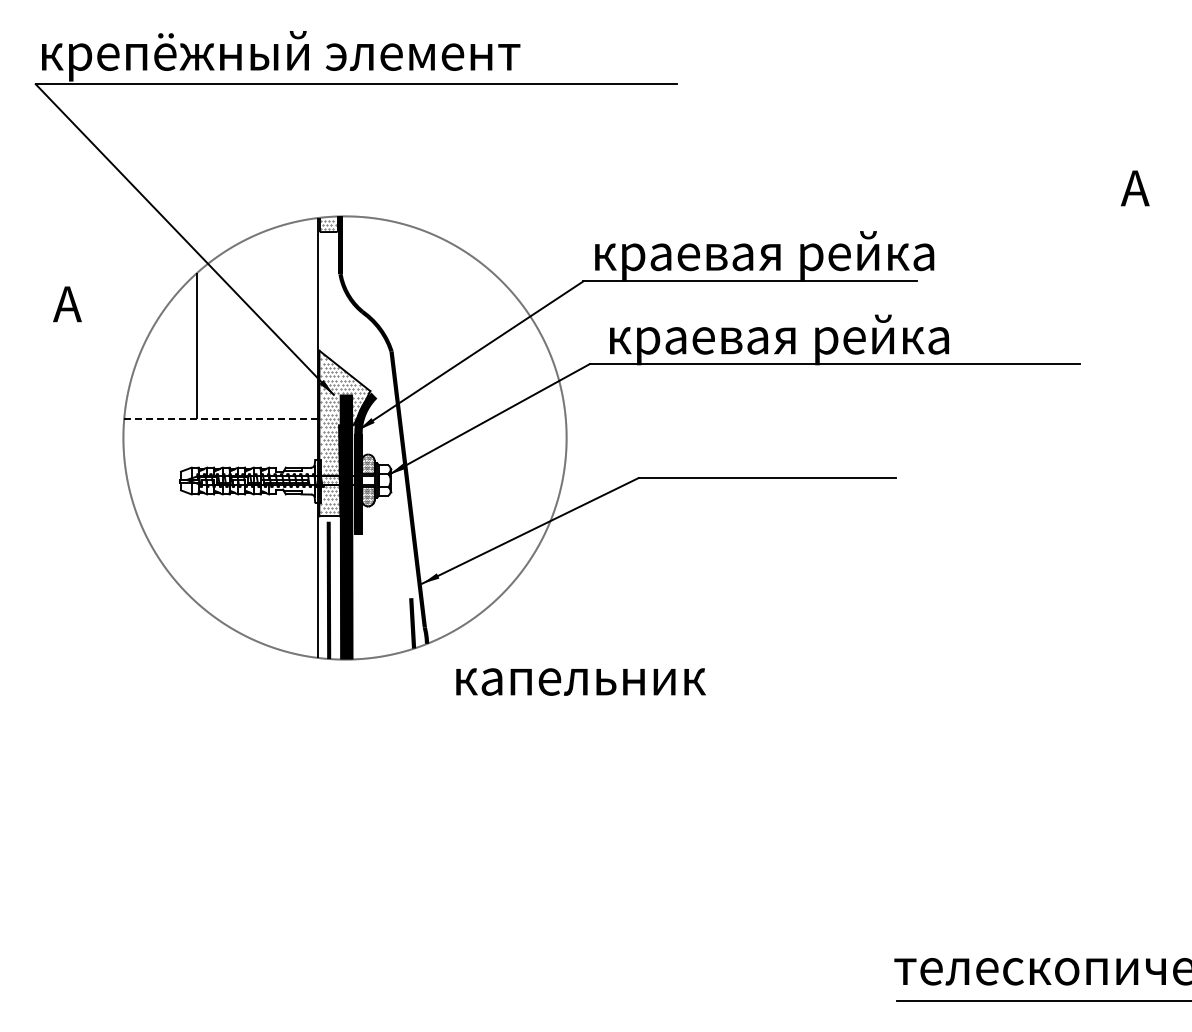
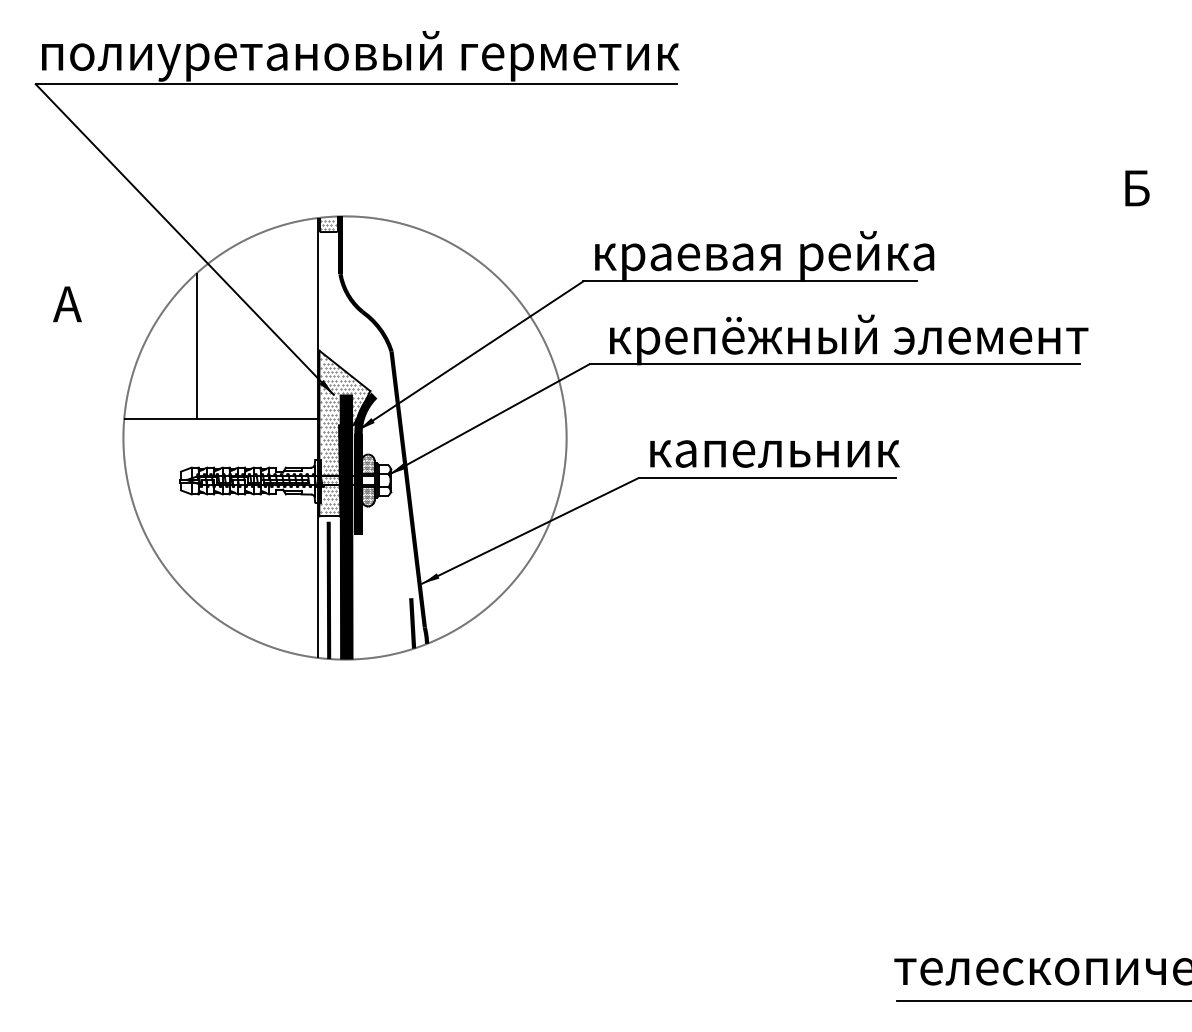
text: крепёжный элемент -> полиуретановый герметик (362, 56)
text: А -> Б (1135, 188)
text: краевая рейка -> крепёжный элемент (876, 339)
line: dashed -> solid (221, 419)
text position: (580, 681) -> (774, 453) (774, 453)
